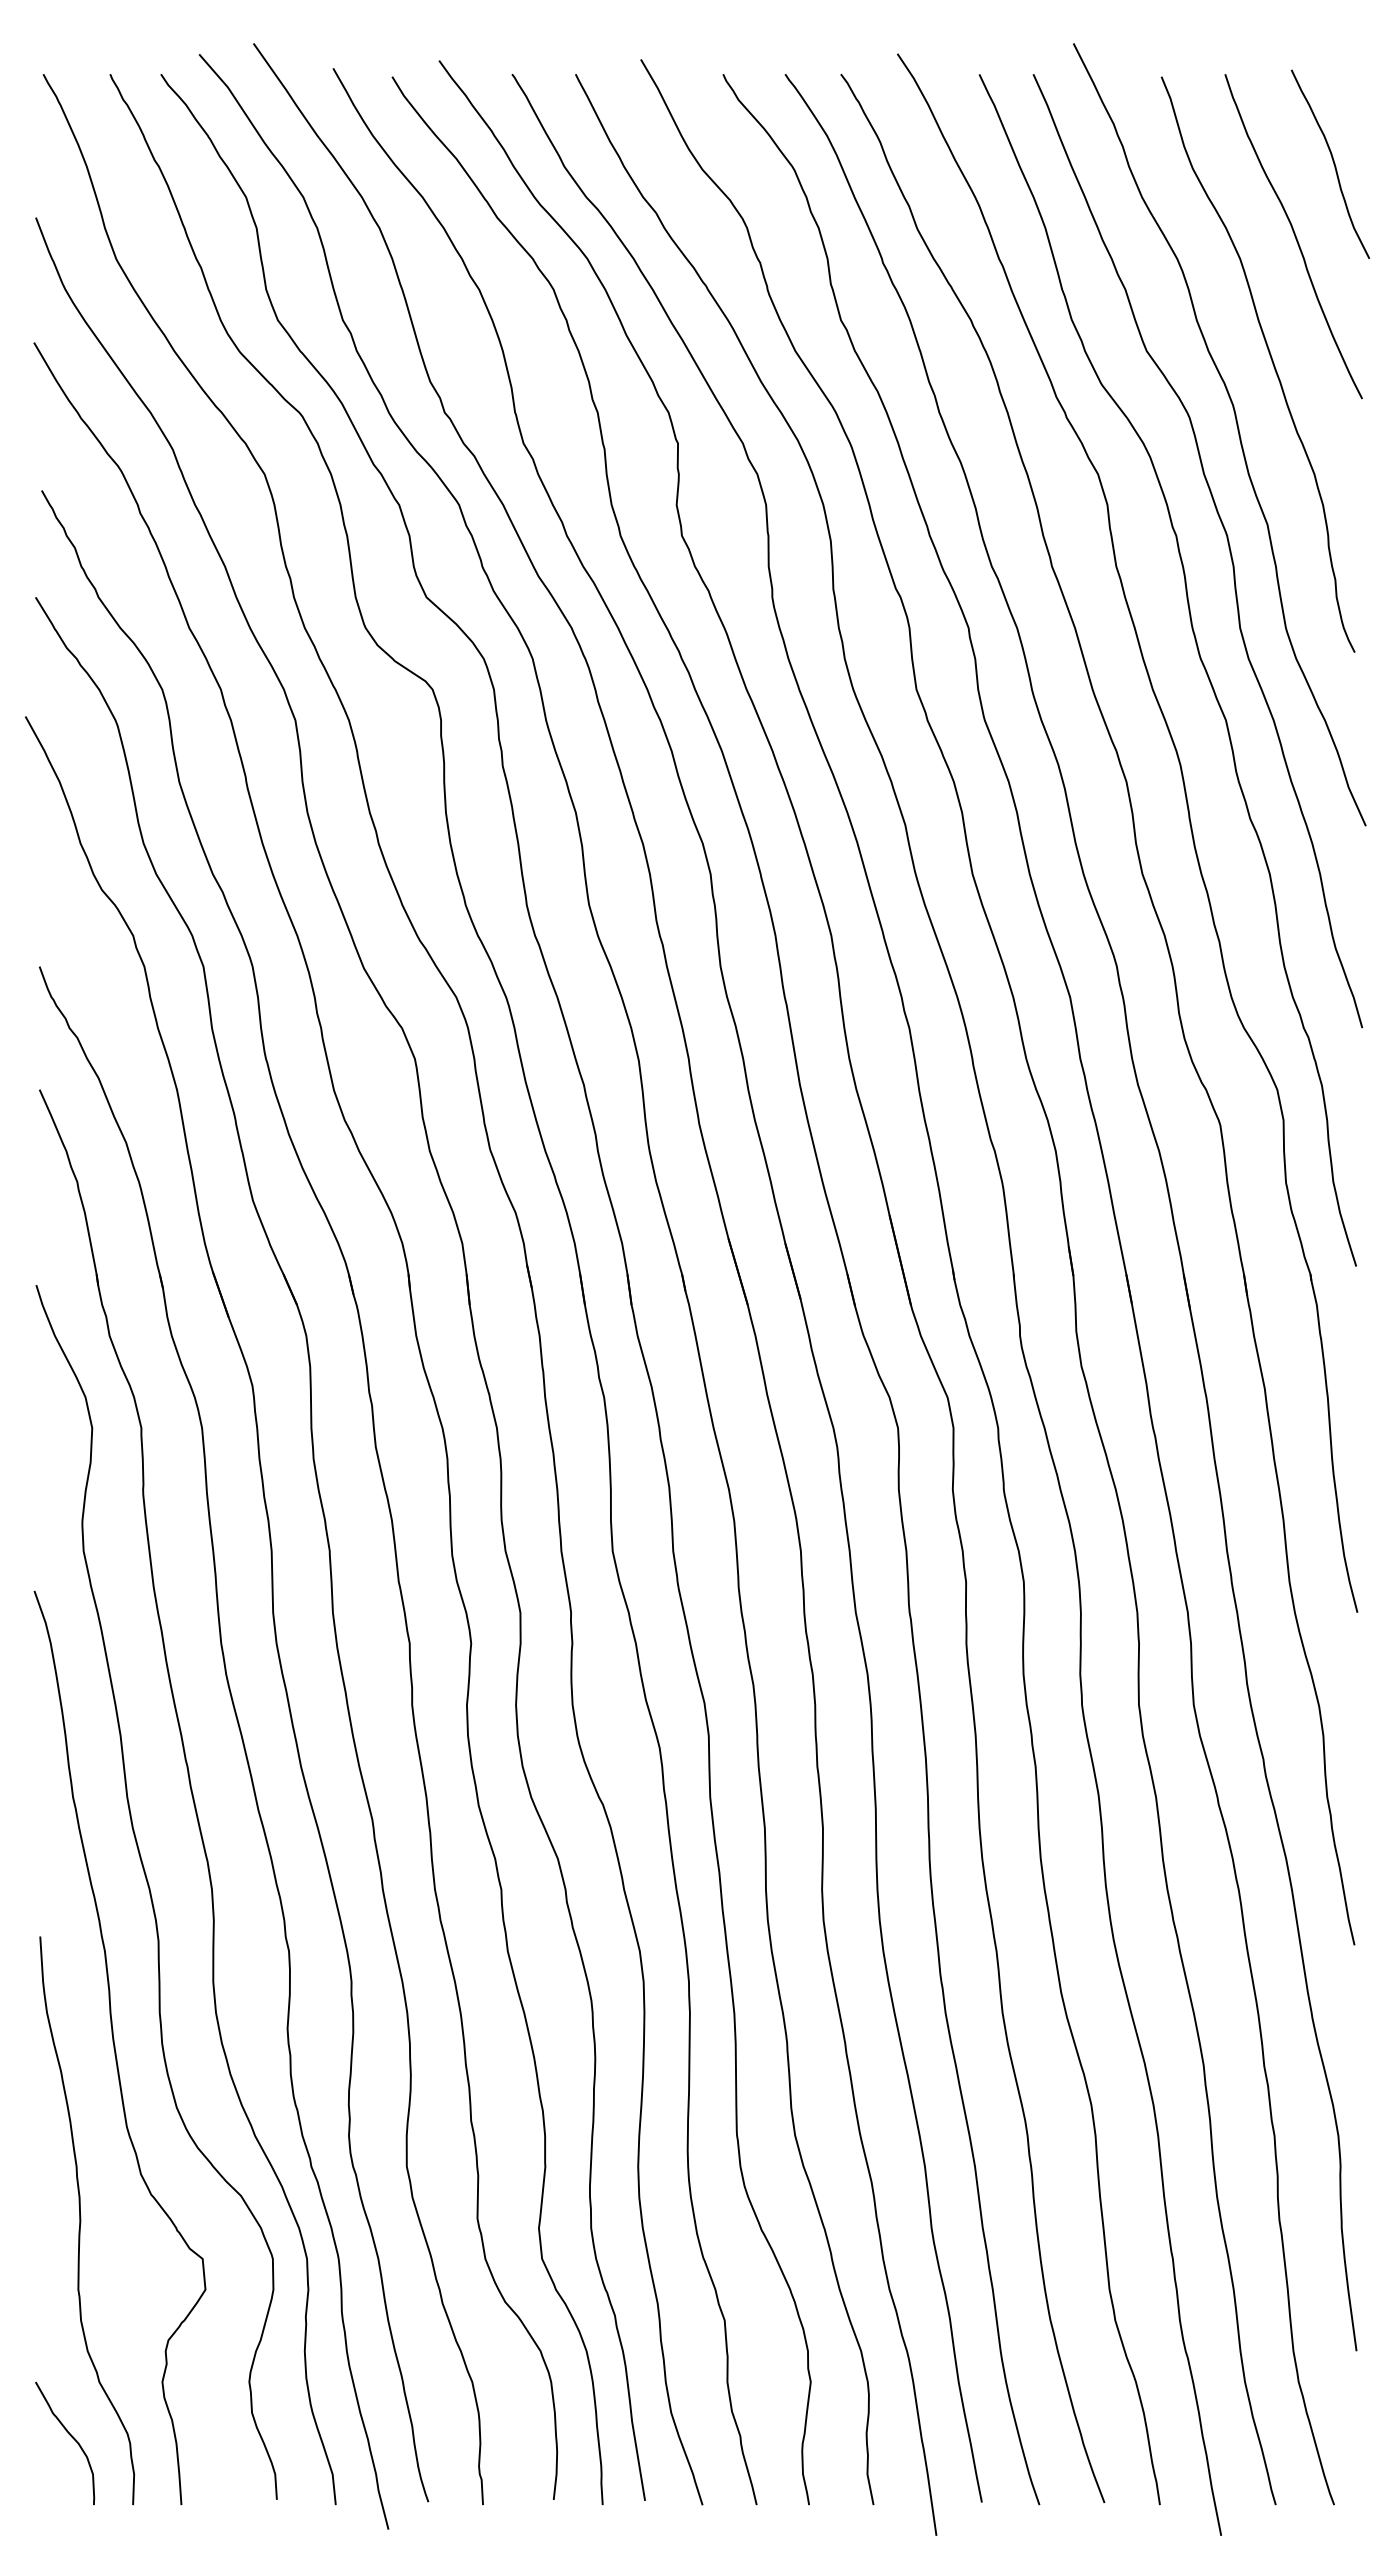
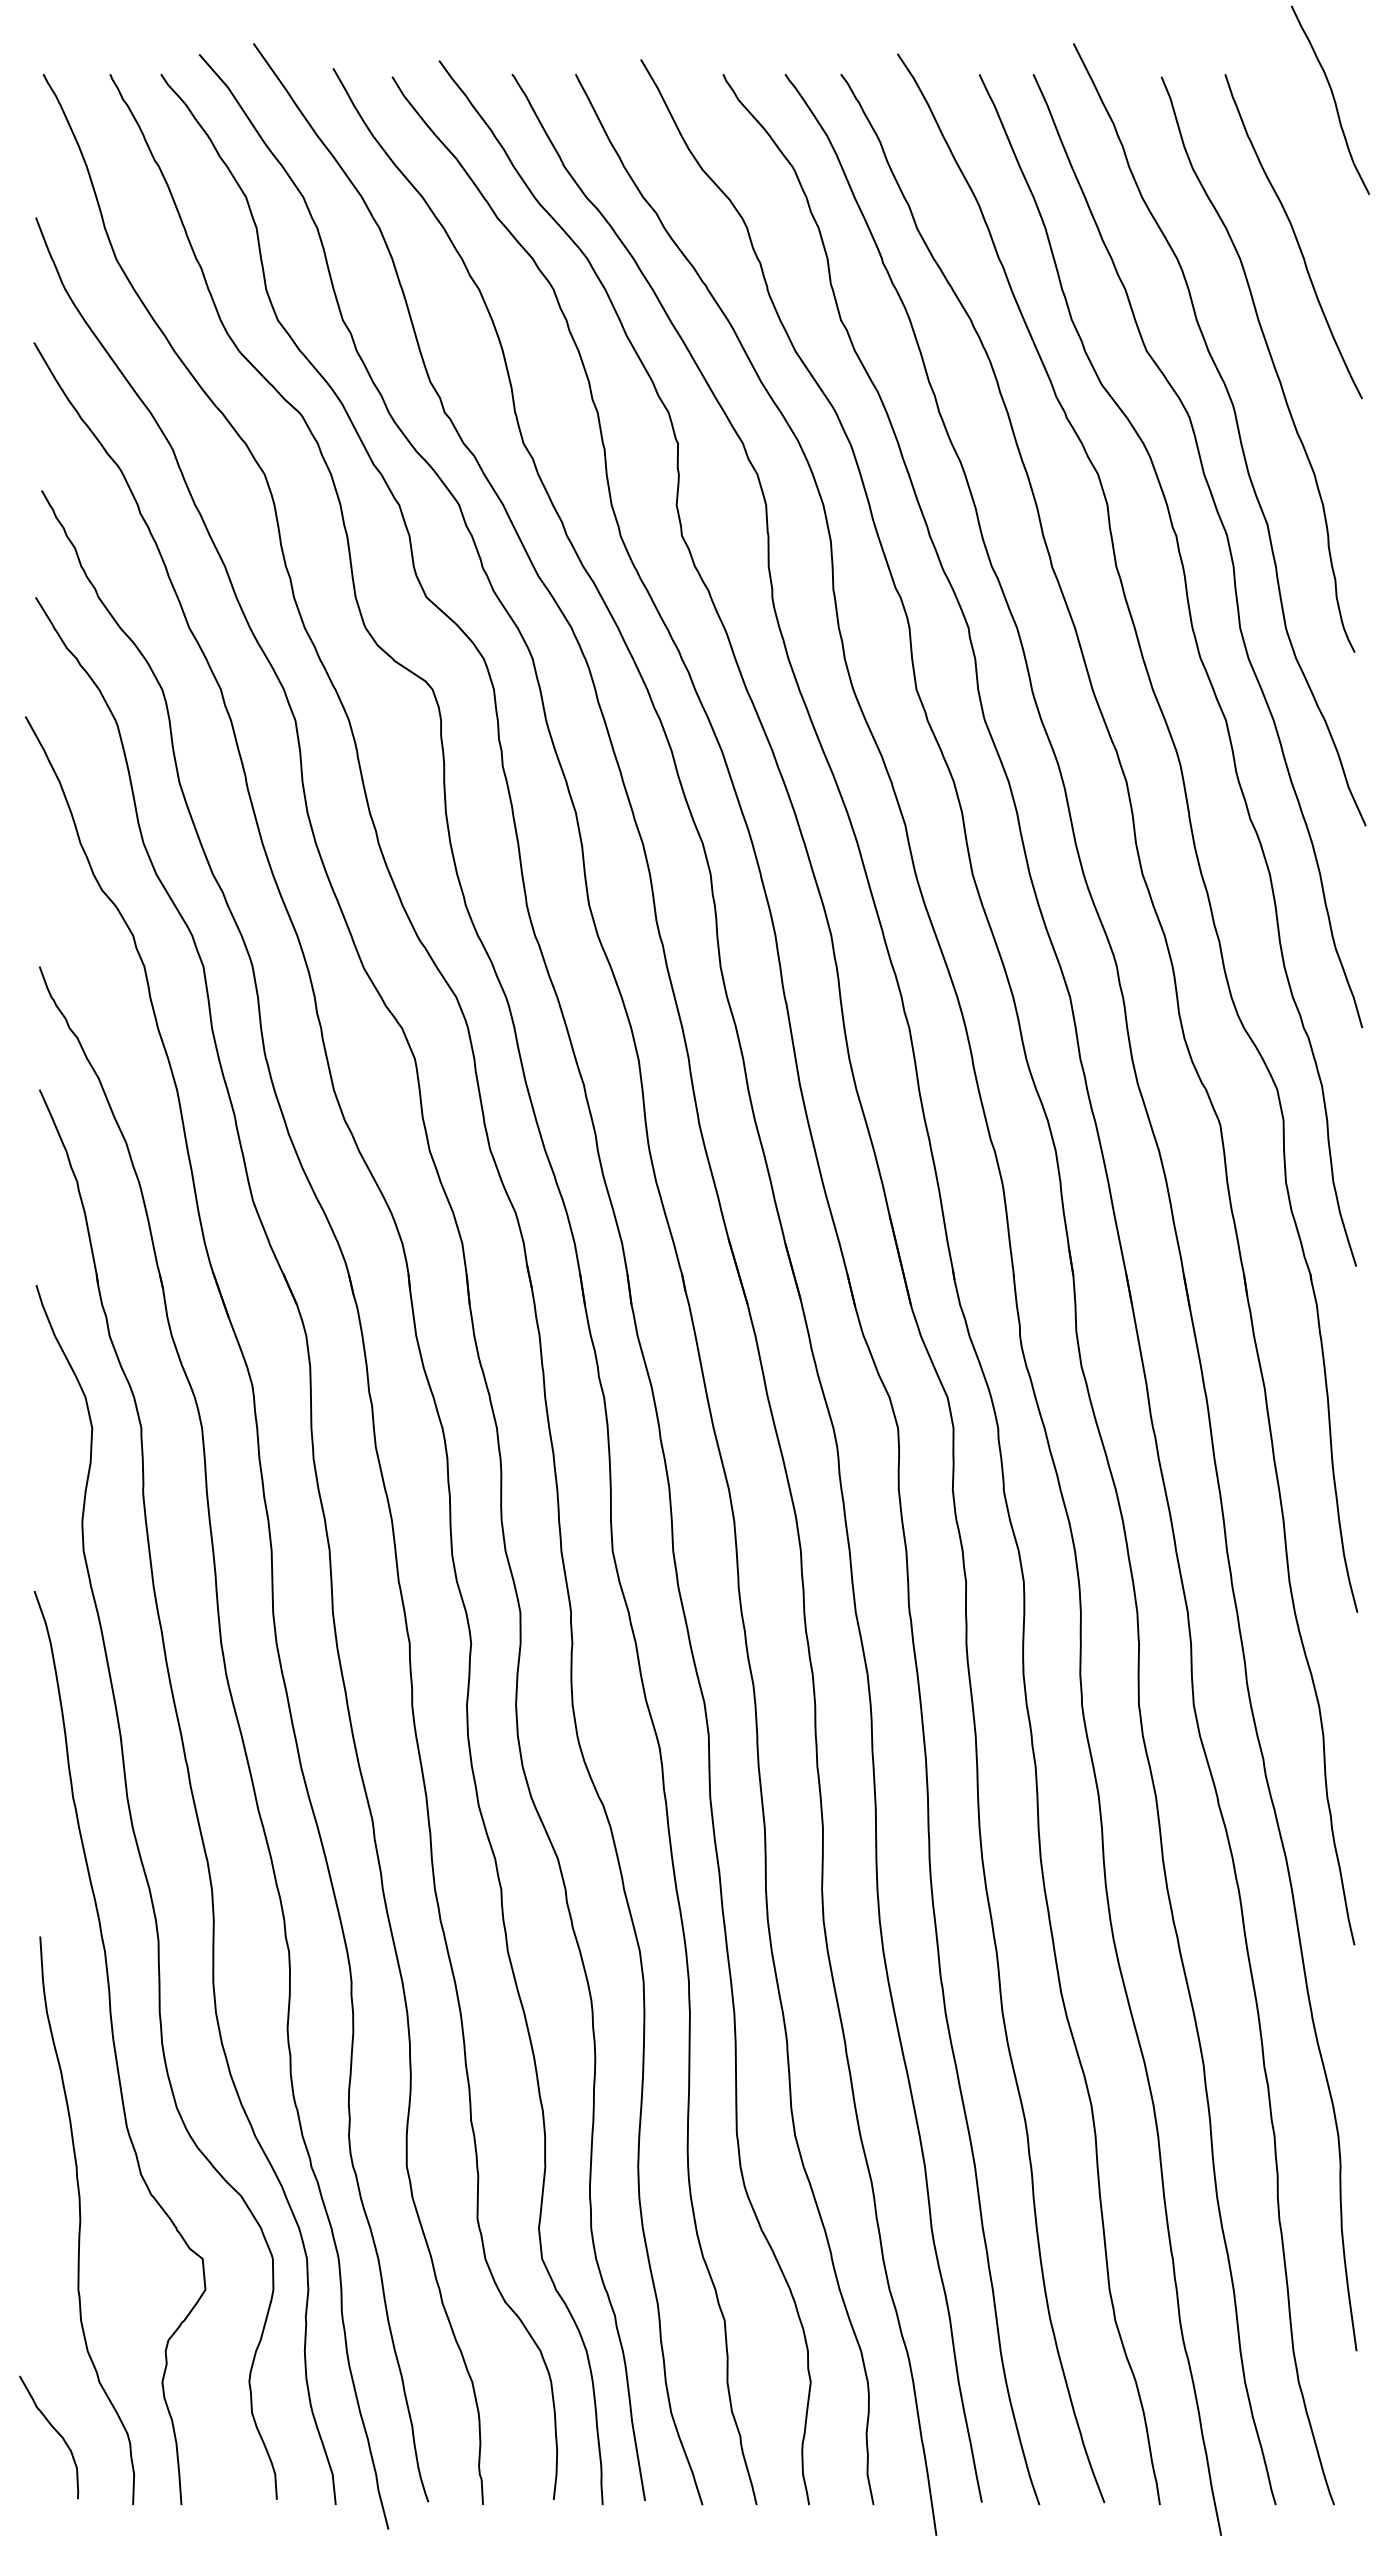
curve position: (1332, 161) -> (1332, 97) (1332, 97)
curve position: (71, 2437) -> (55, 2431) (55, 2431)
